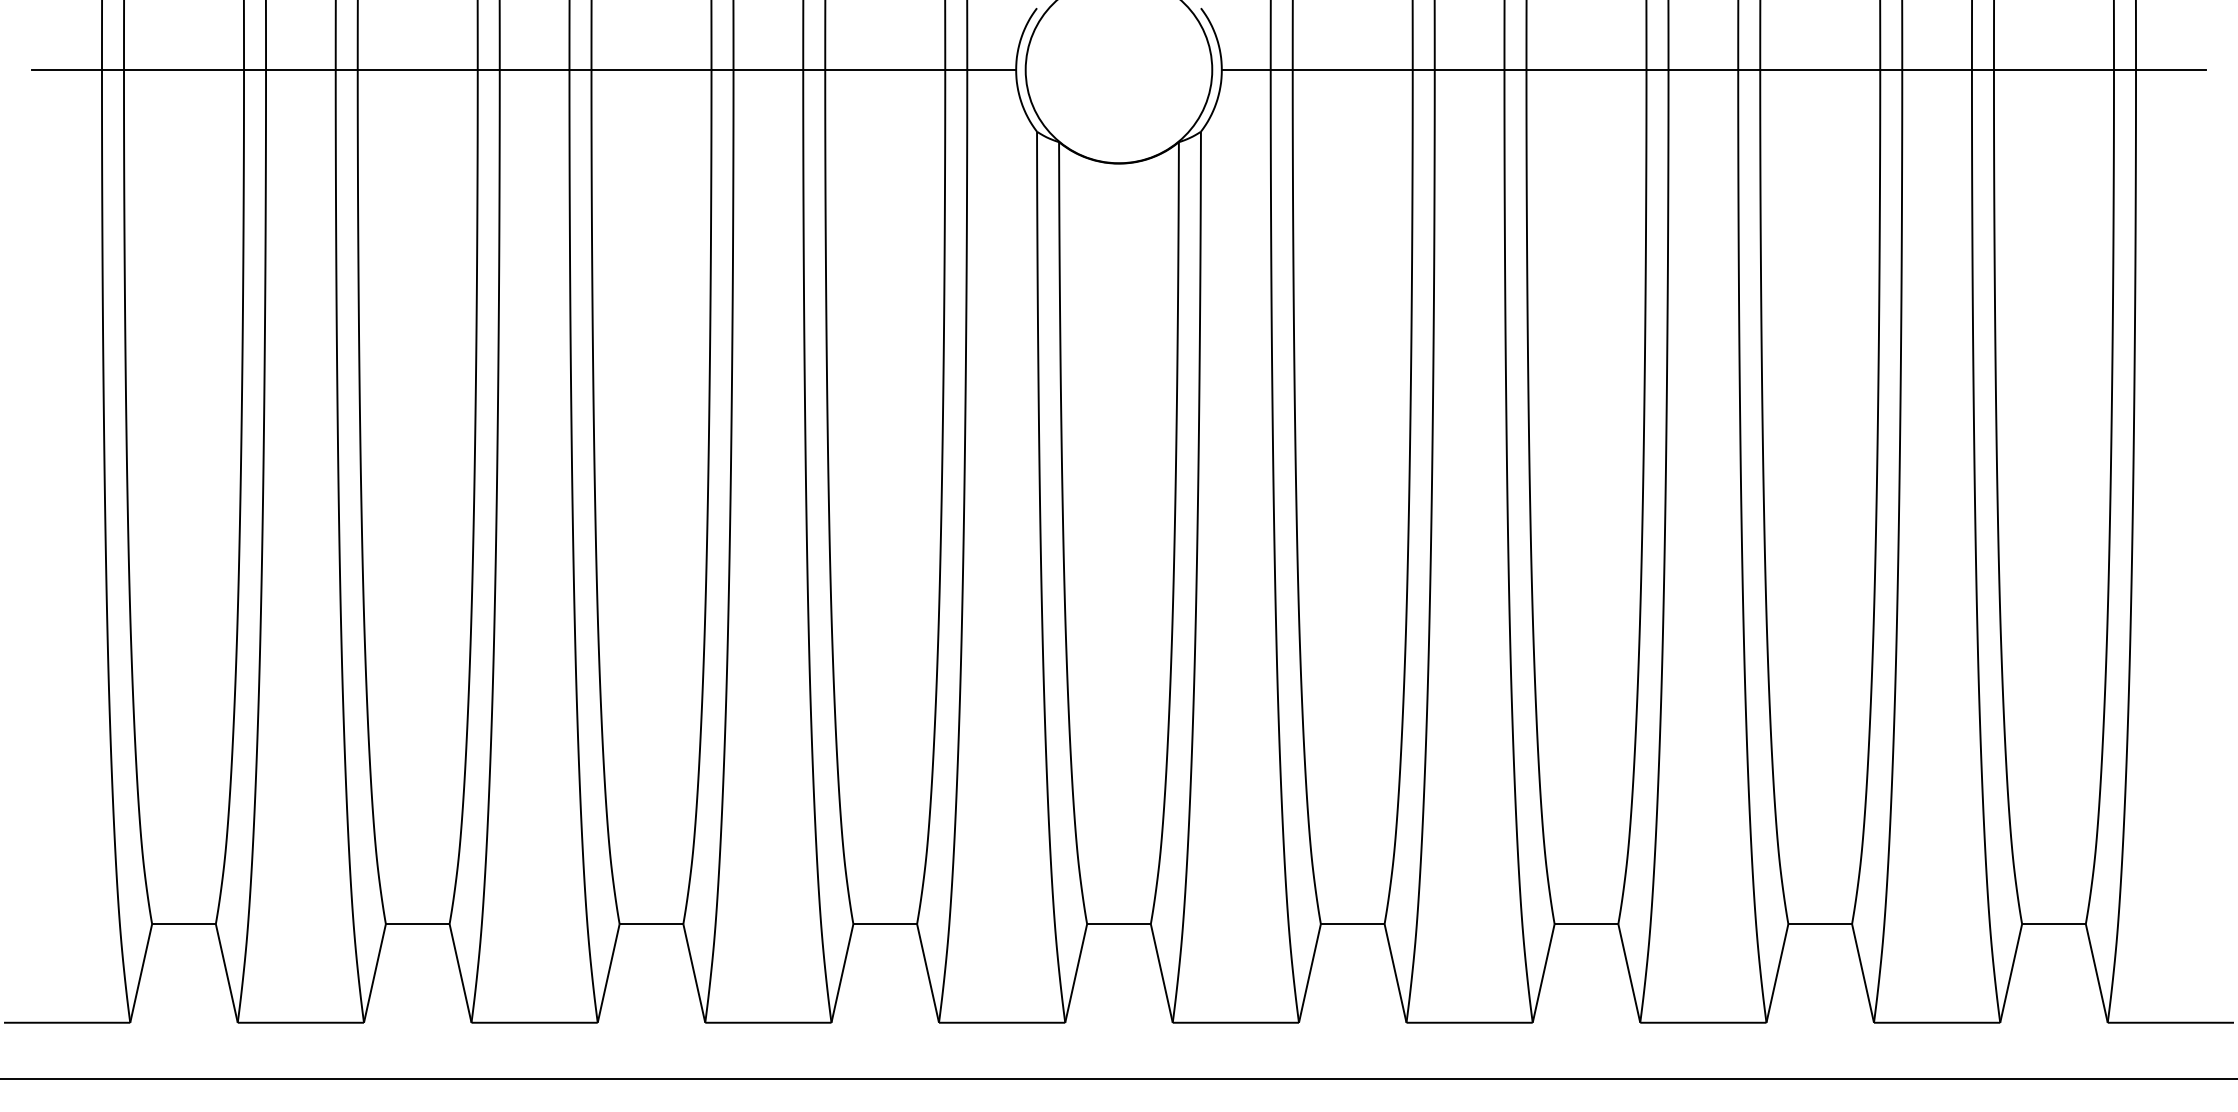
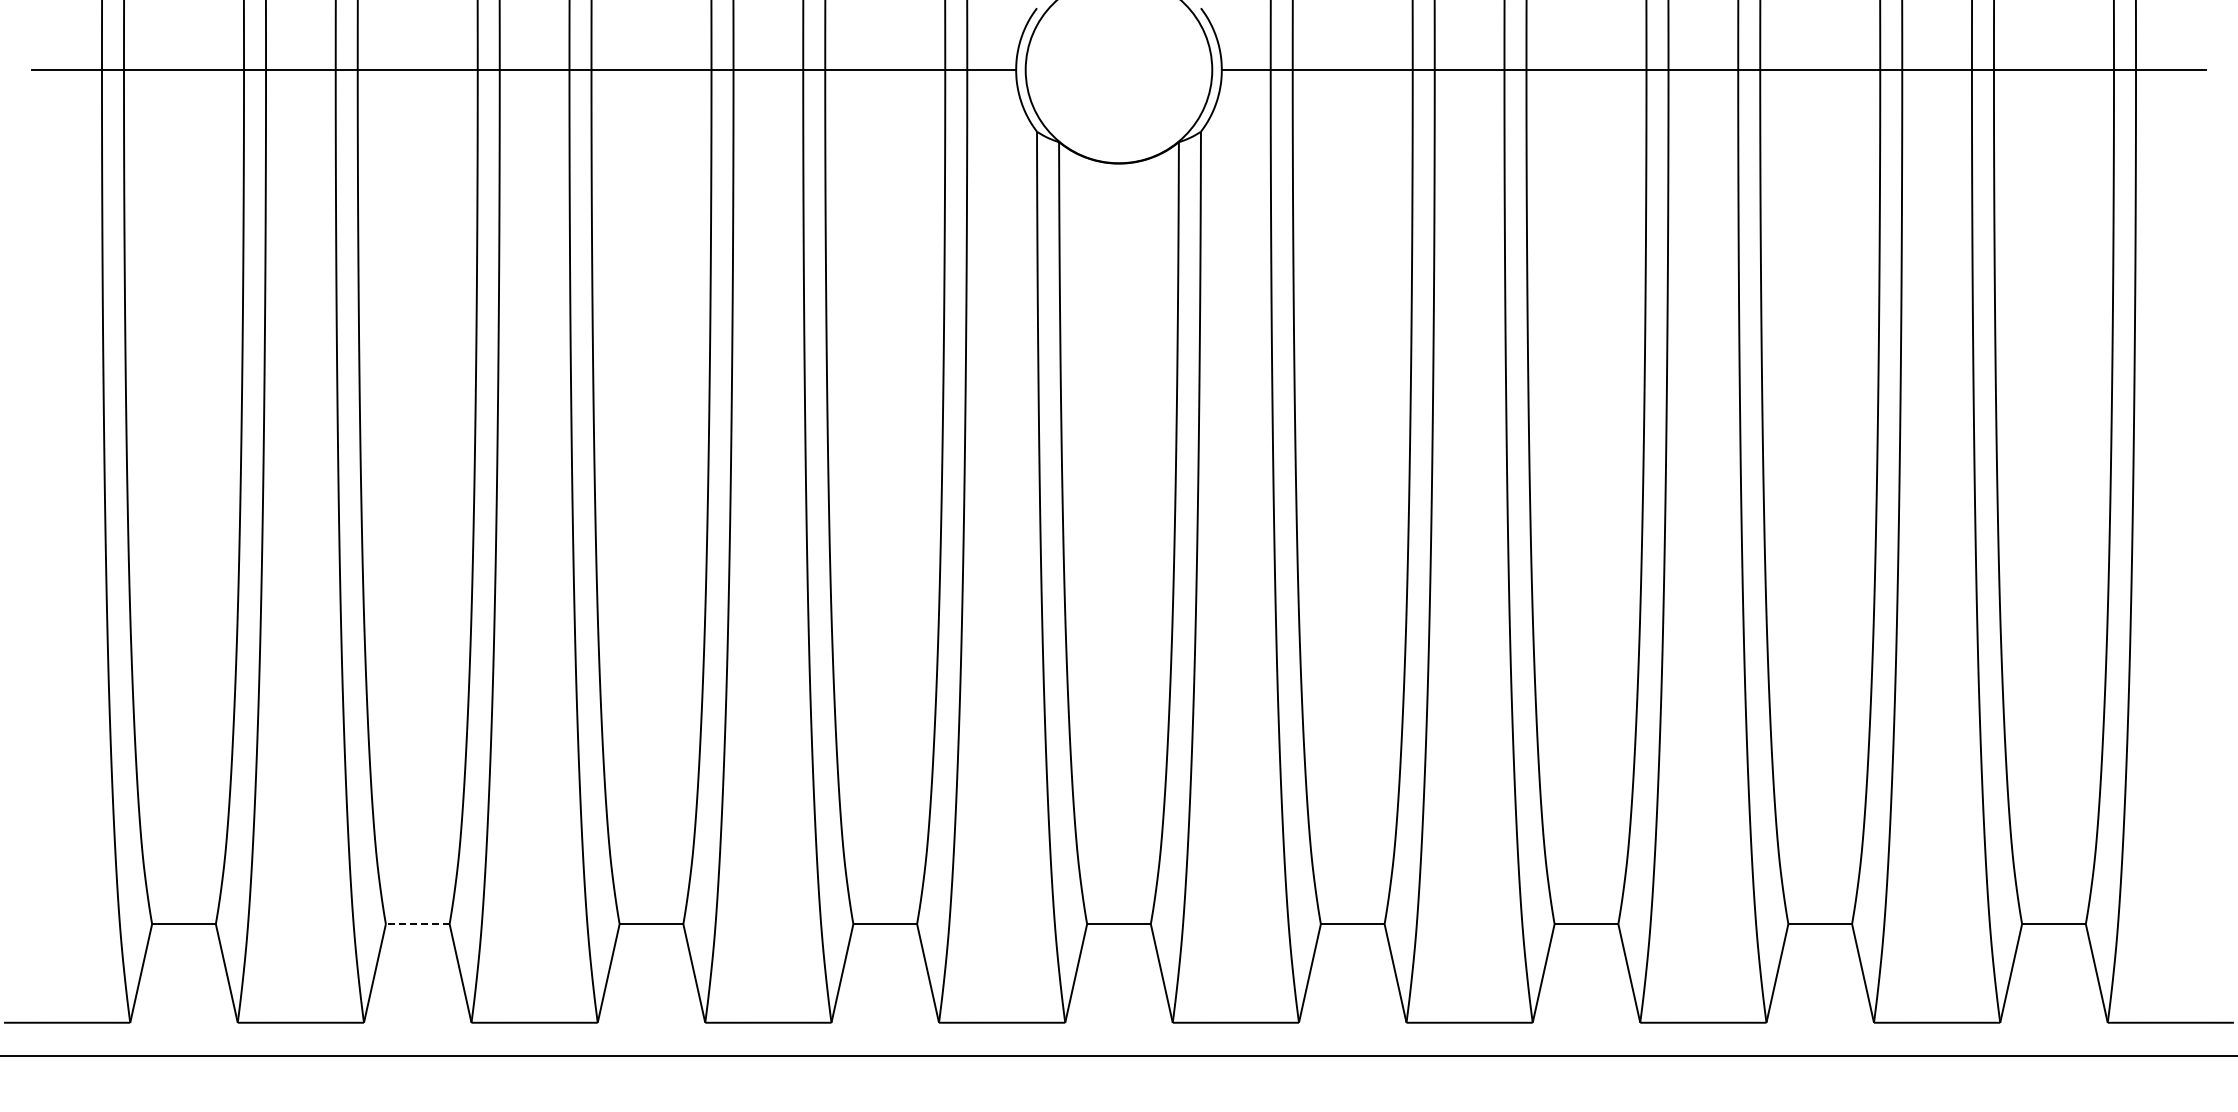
line: solid -> dashed (417, 924)
line position: (1118, 1078) -> (1118, 1055) (1118, 1055)
